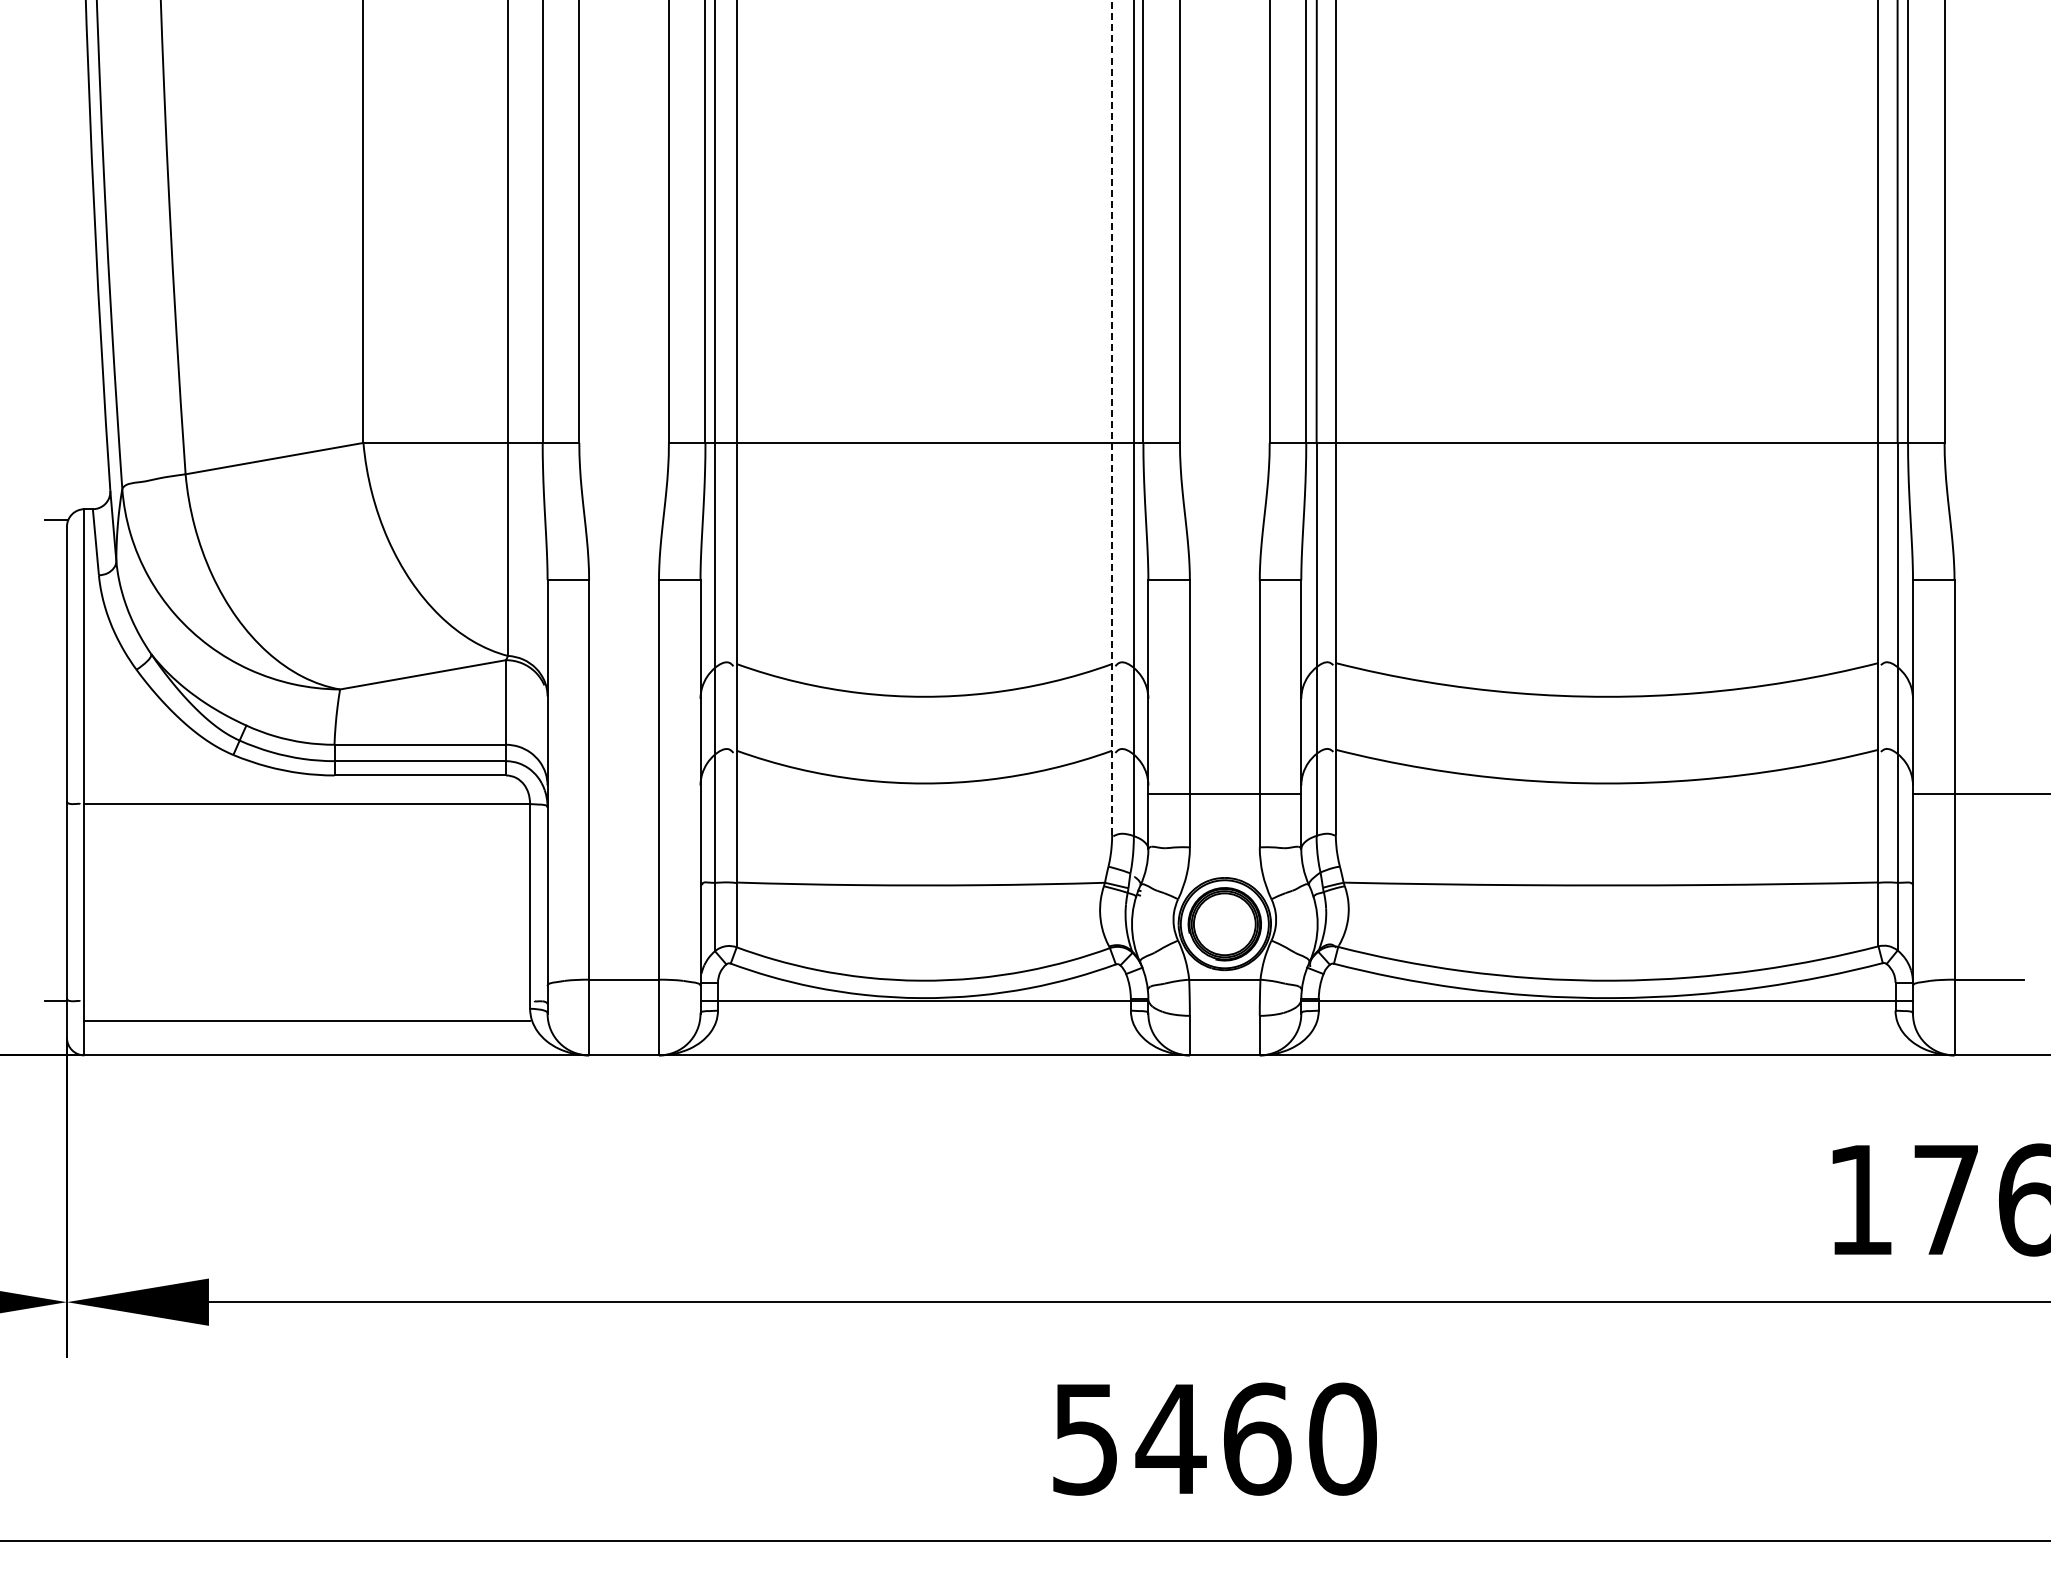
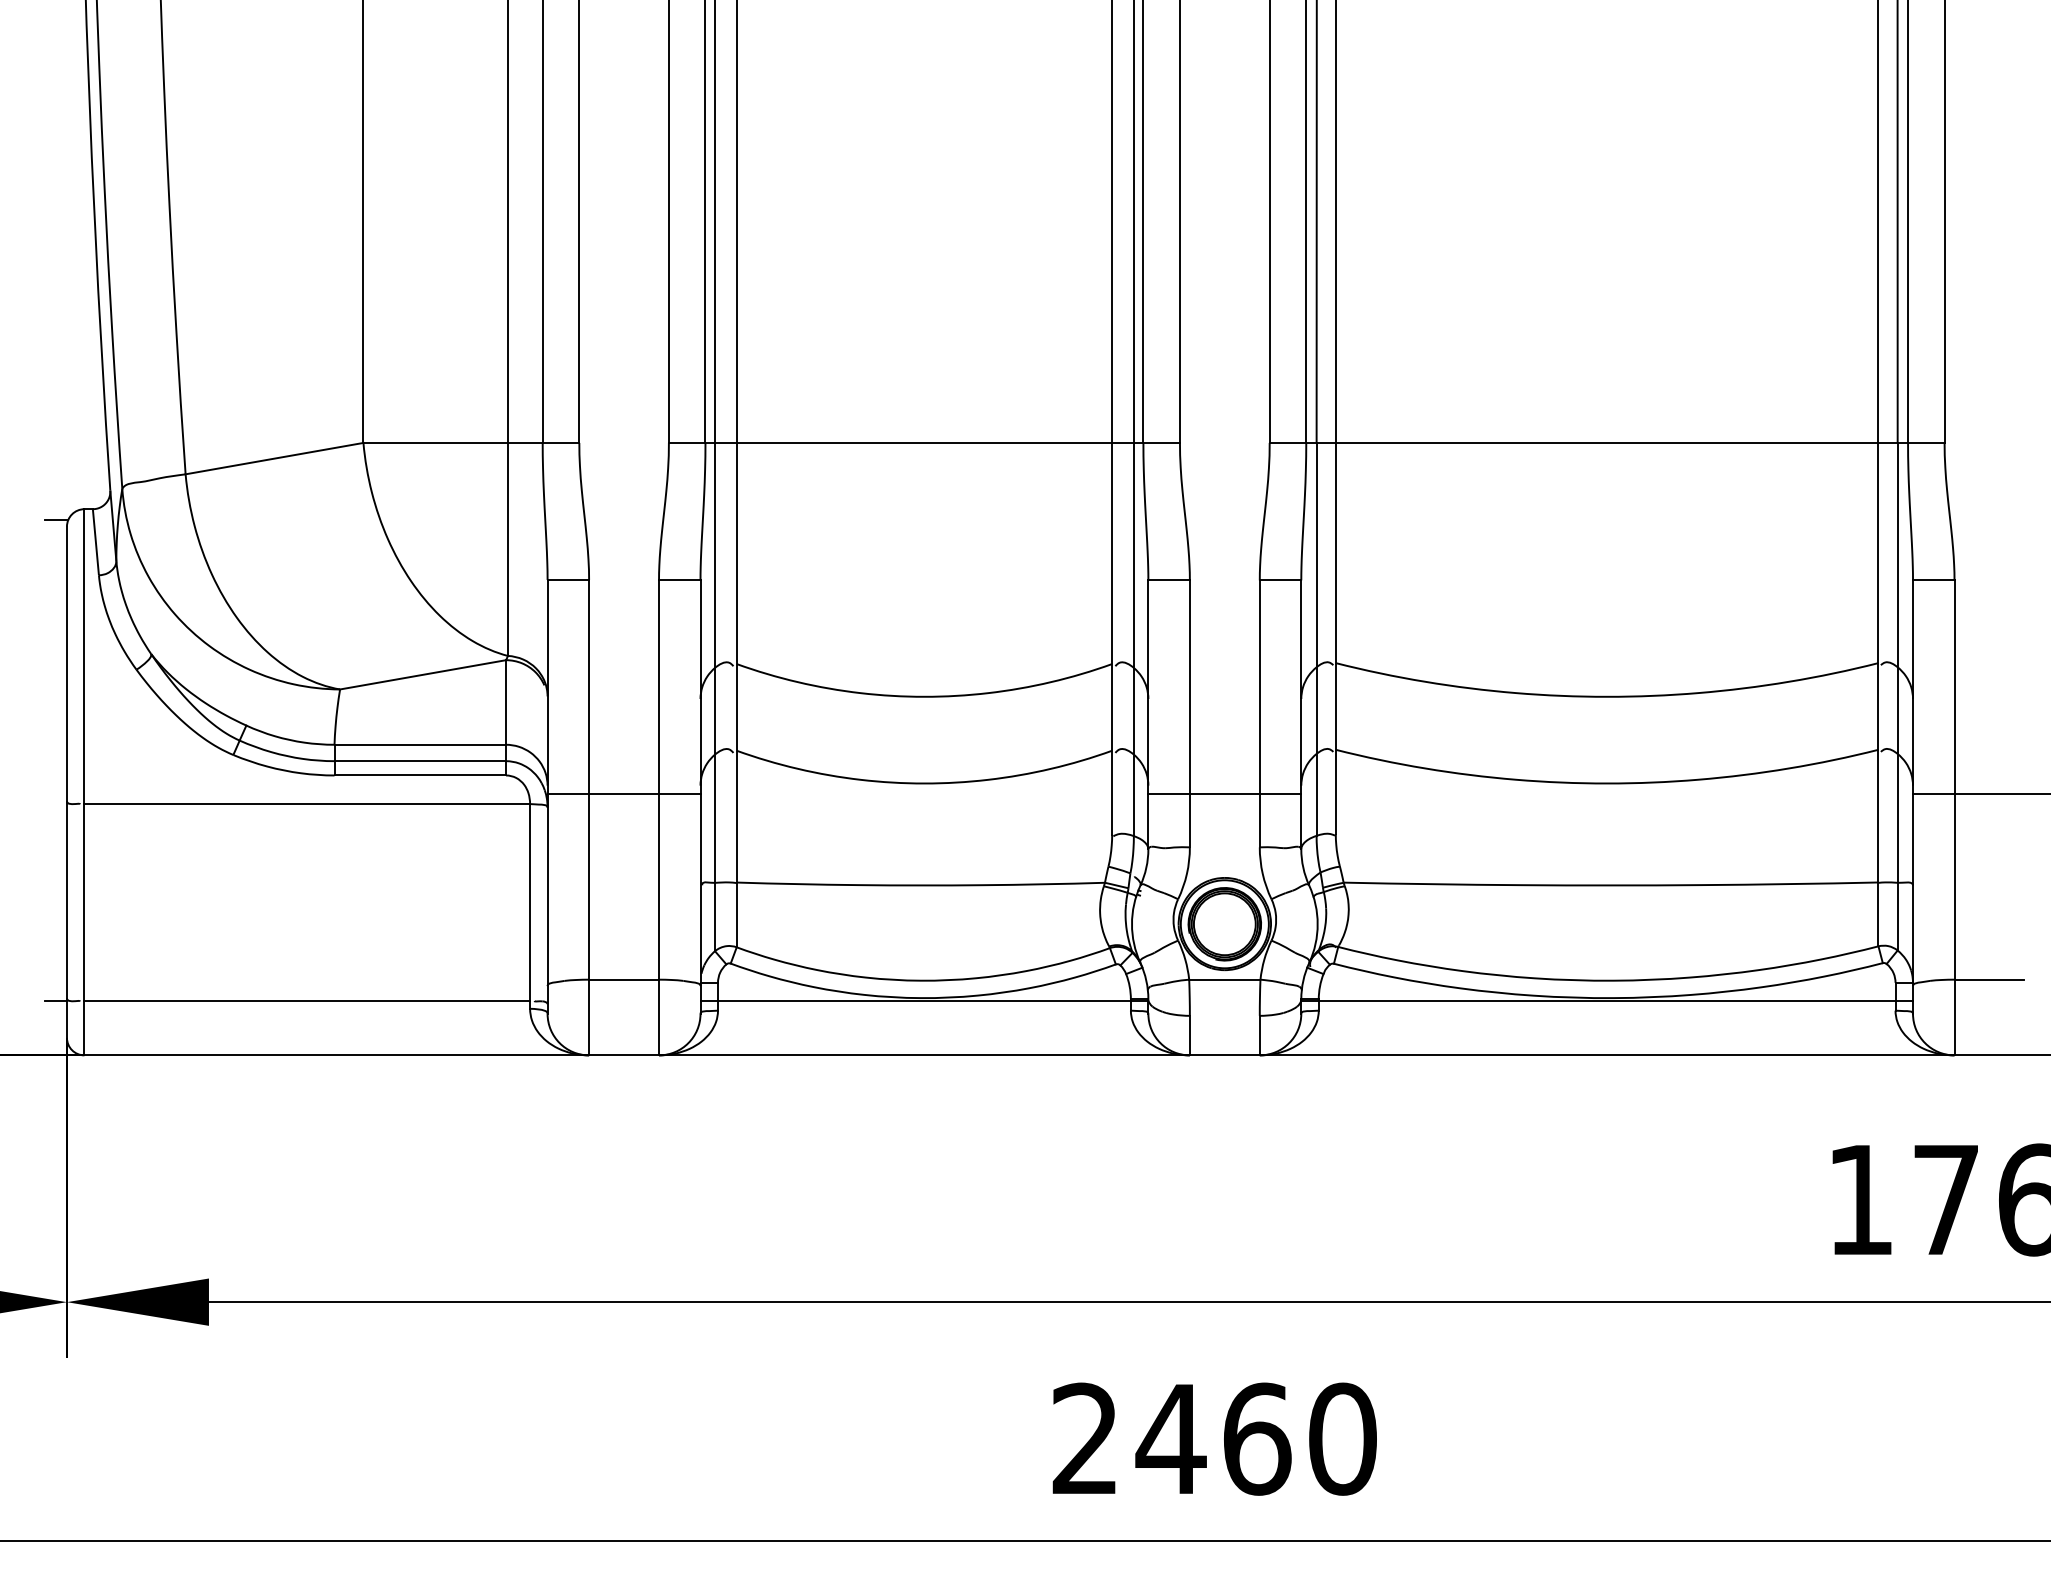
line: dashed -> solid (1112, 416)
line: none -> present (623, 793)
line position: (307, 1021) -> (307, 1001) (307, 1001)
text: 5460 -> 2460 (1084, 1438)
